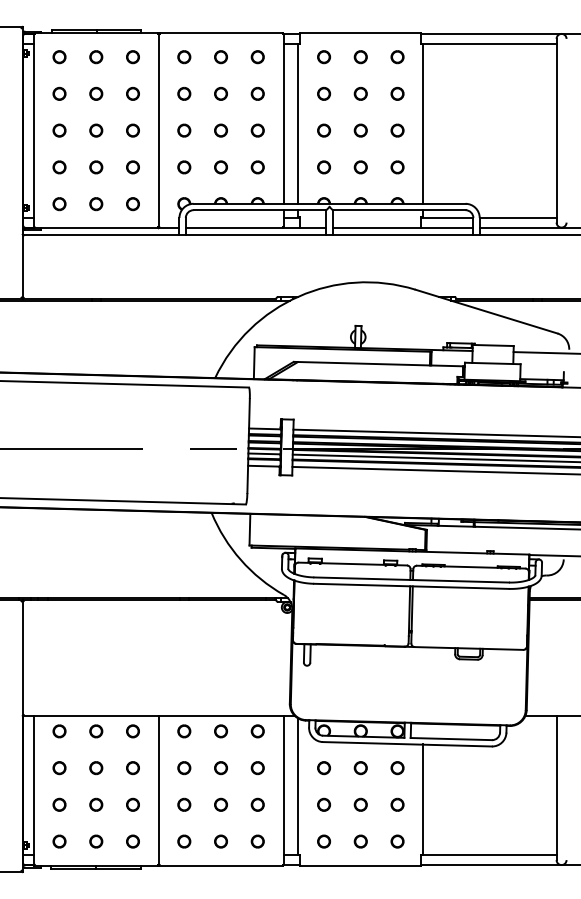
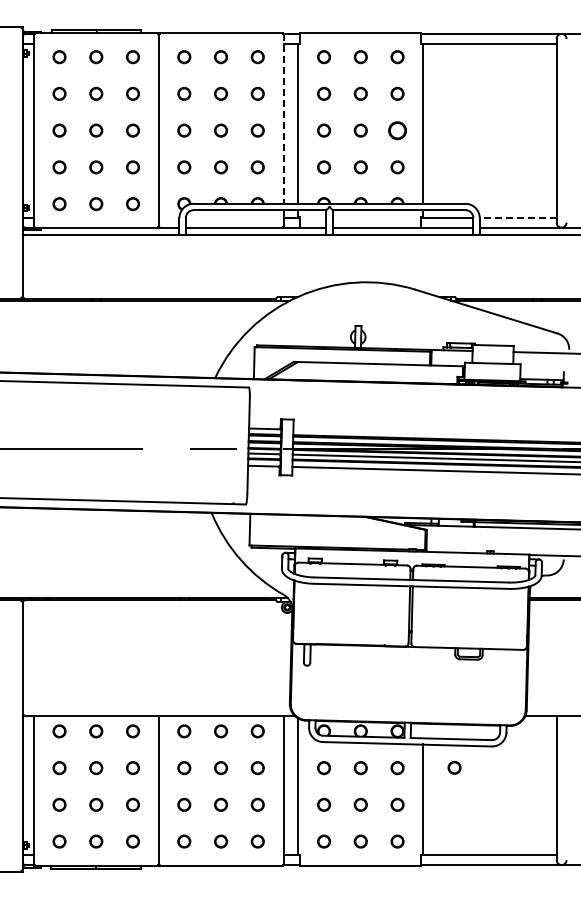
line: solid -> dashed (283, 118)
part size: 15x15 px -> 19x20 px (397, 130)
line: solid -> dashed (517, 217)
line: present -> none (435, 433)
part: none -> present (454, 767)
